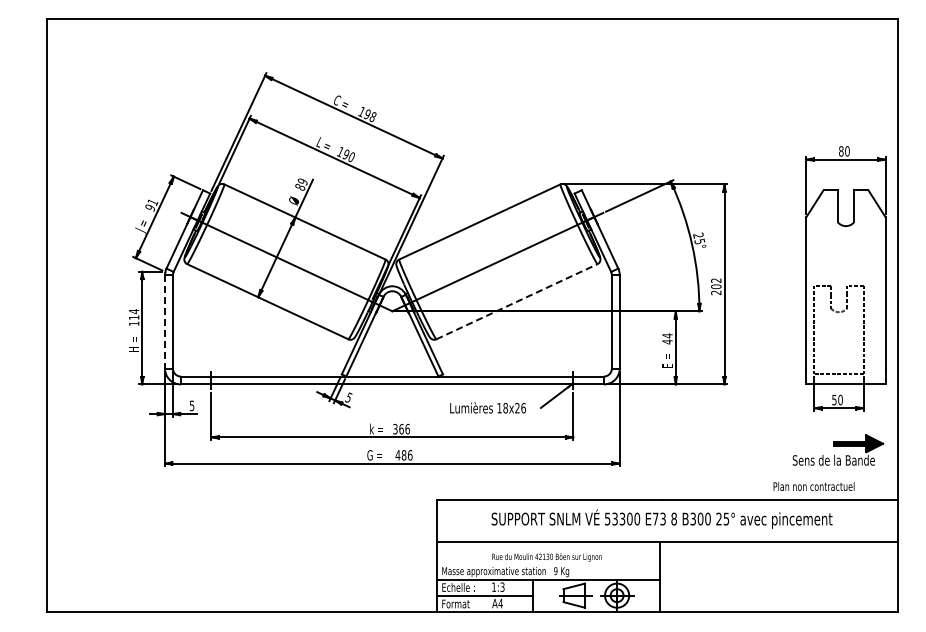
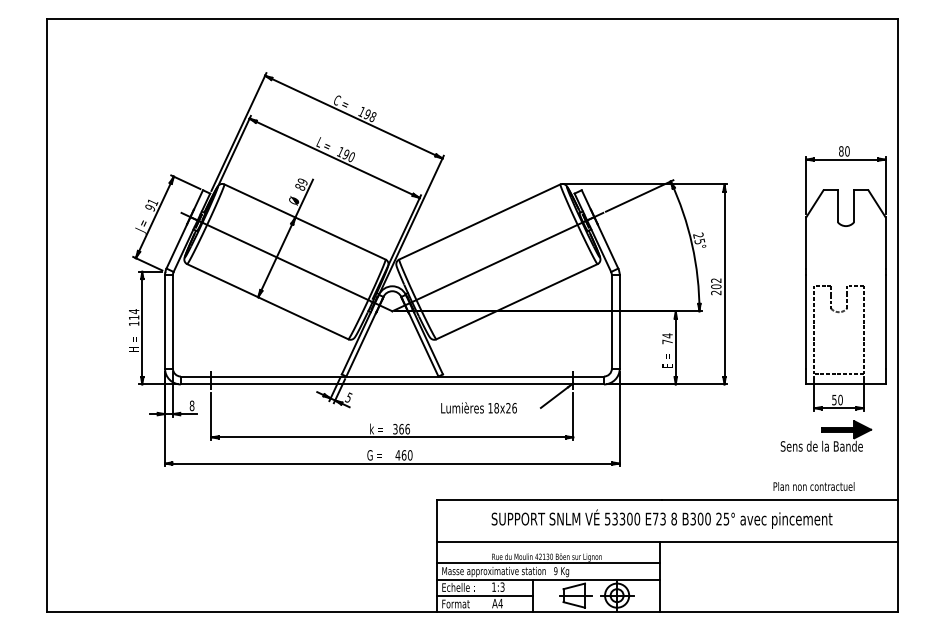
line: dashed -> solid (516, 301)
line: dashed -> solid (165, 321)
text: 44 -> 74 (667, 341)
text: 5 -> 8 (191, 405)
text position: (487, 407) -> (478, 407) (478, 407)
part position: (838, 449) -> (826, 435) (826, 435)
text: 486 -> 460 (406, 455)
line: none -> present (547, 563)
